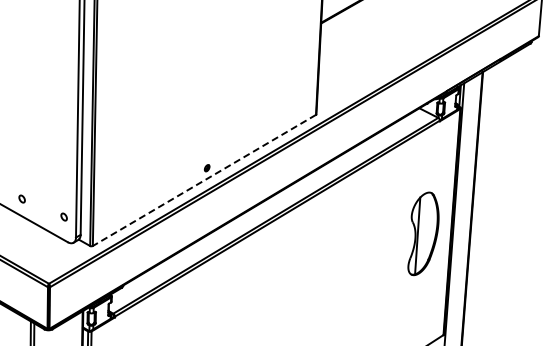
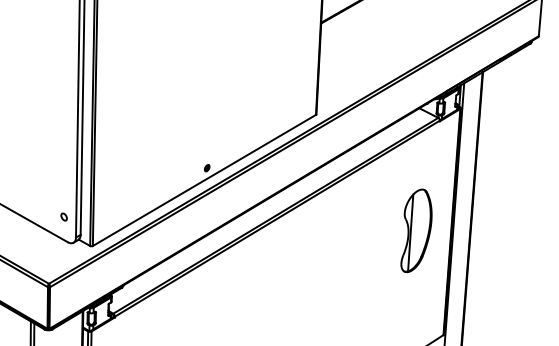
line: dashed -> solid (204, 180)
part: present -> none (21, 198)
part position: (423, 233) -> (416, 230) (416, 230)
